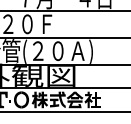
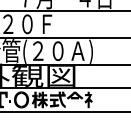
fill: present -> none (95, 99)
fill: present -> none (74, 104)
